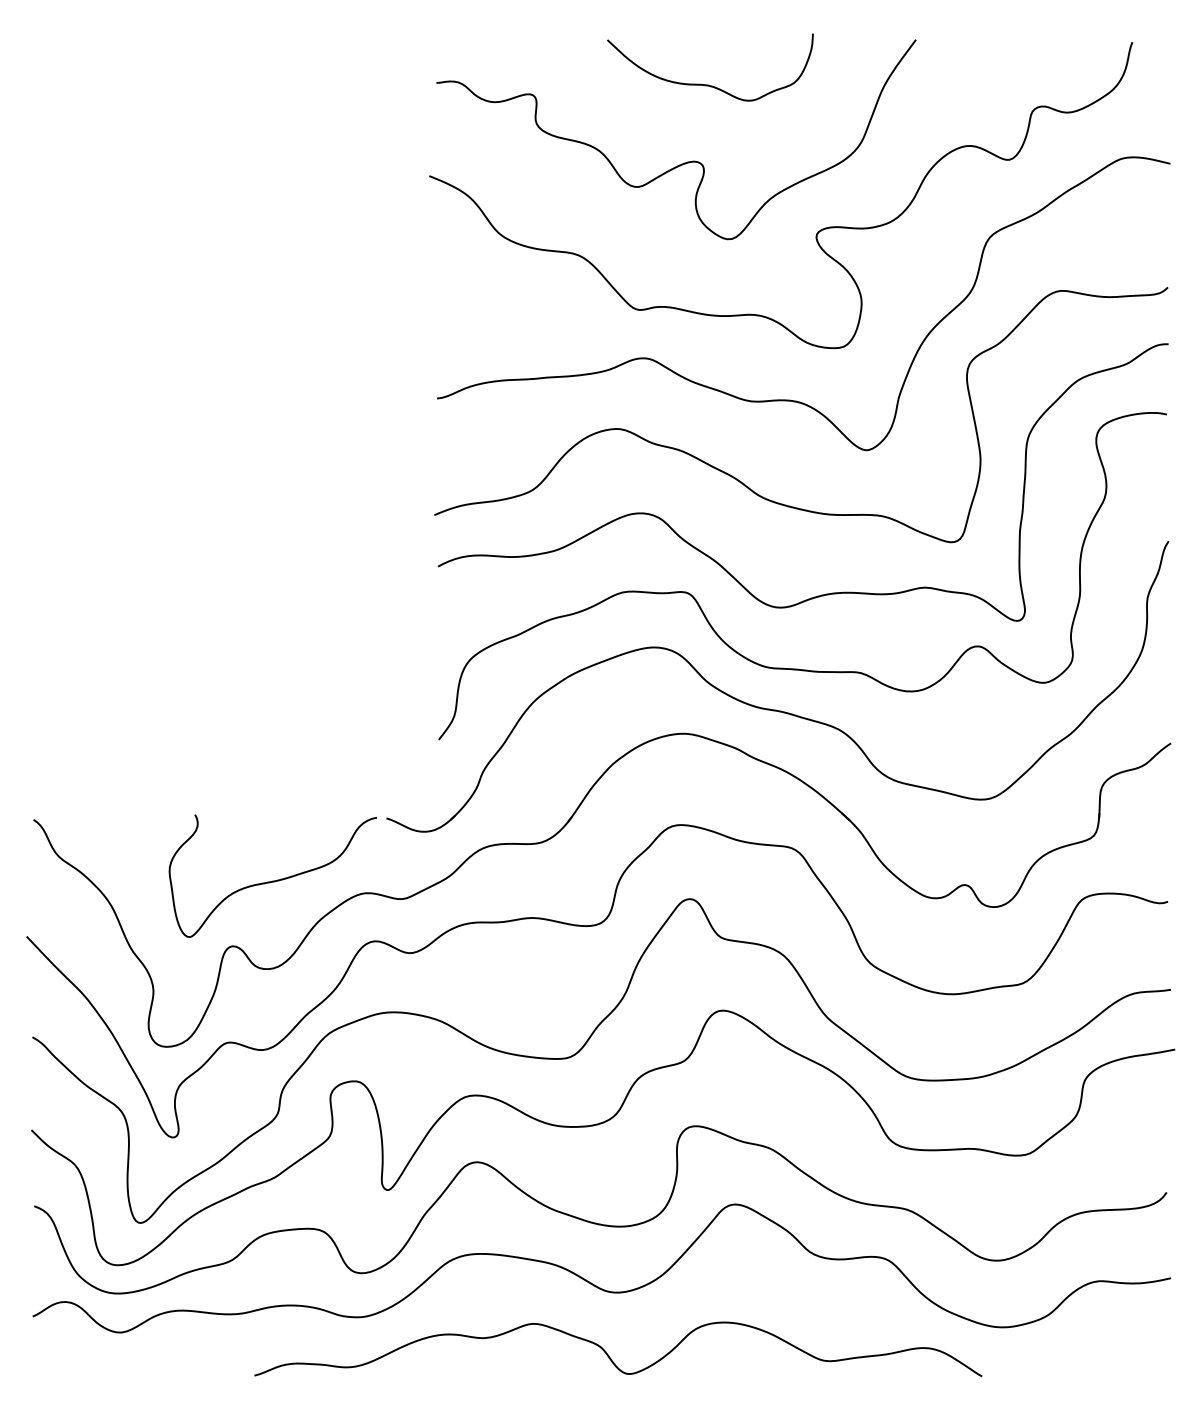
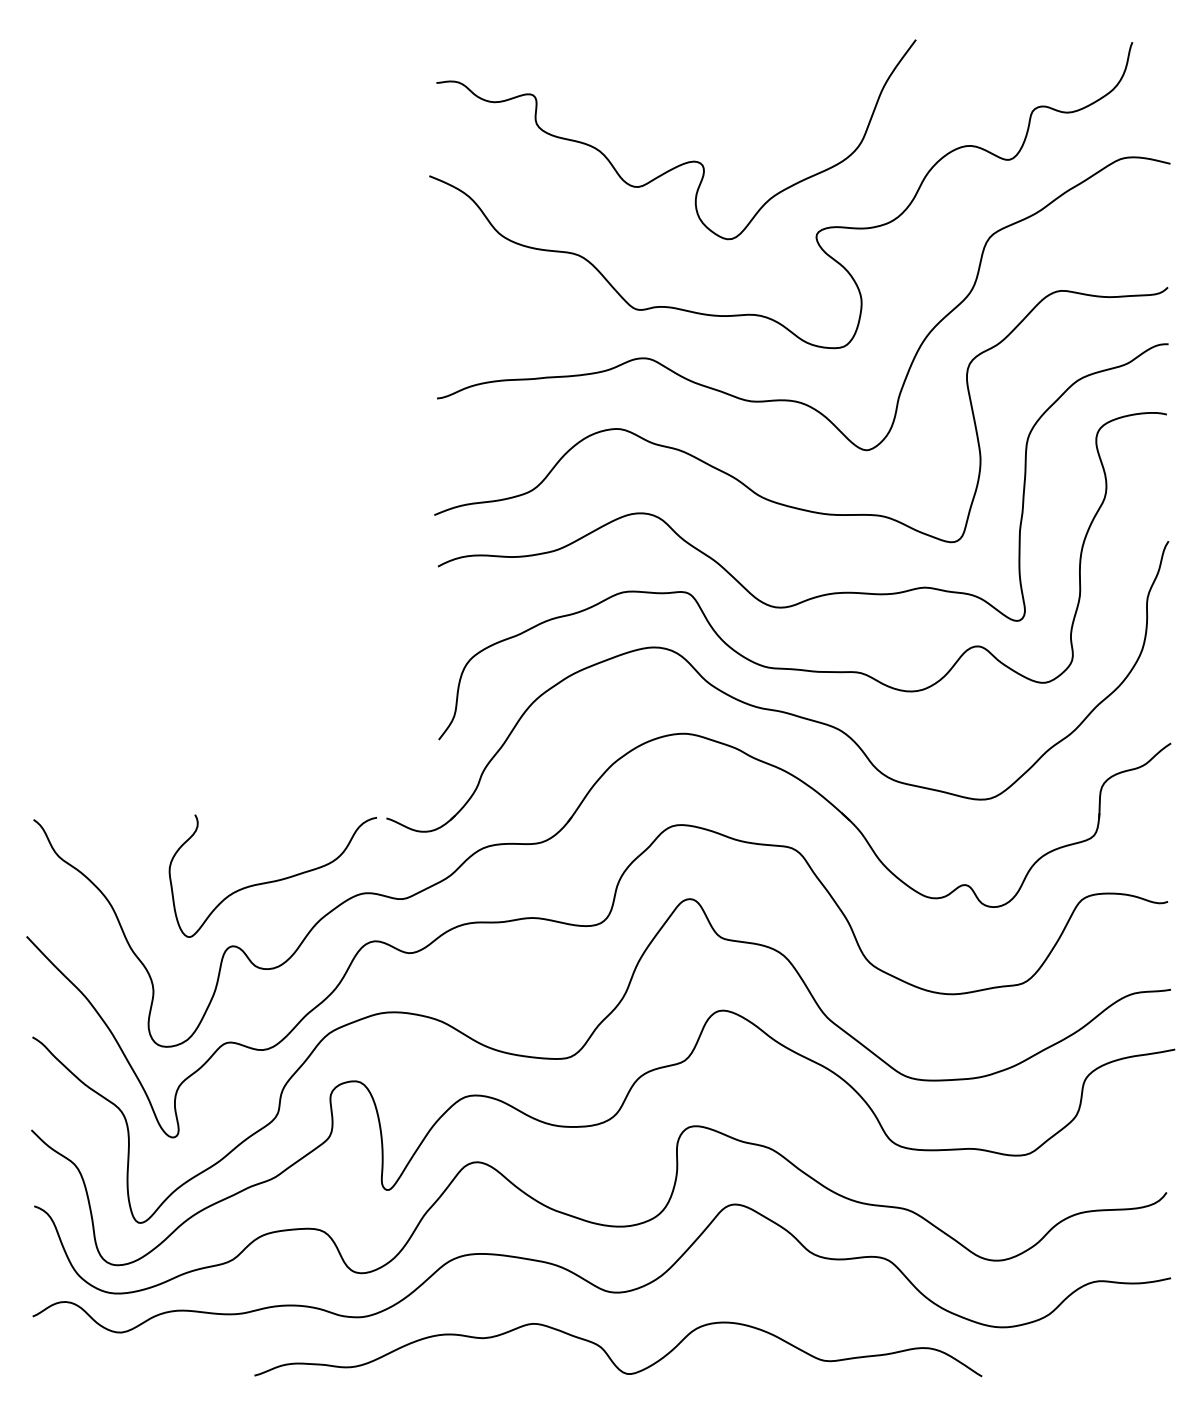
curve: present -> none (708, 84)
